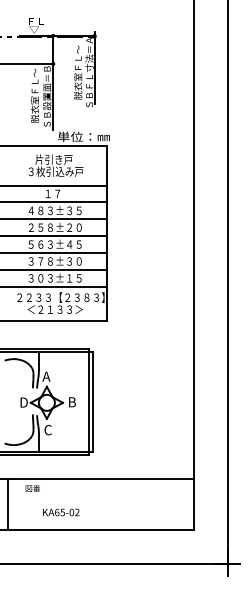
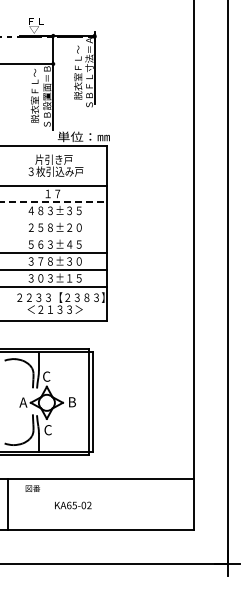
line: solid -> dashed (53, 202)
line: present -> none (54, 219)
line: present -> none (54, 236)
text: A -> C (46, 376)
text: D -> A (23, 402)
text position: (61, 512) -> (73, 505) (73, 505)
